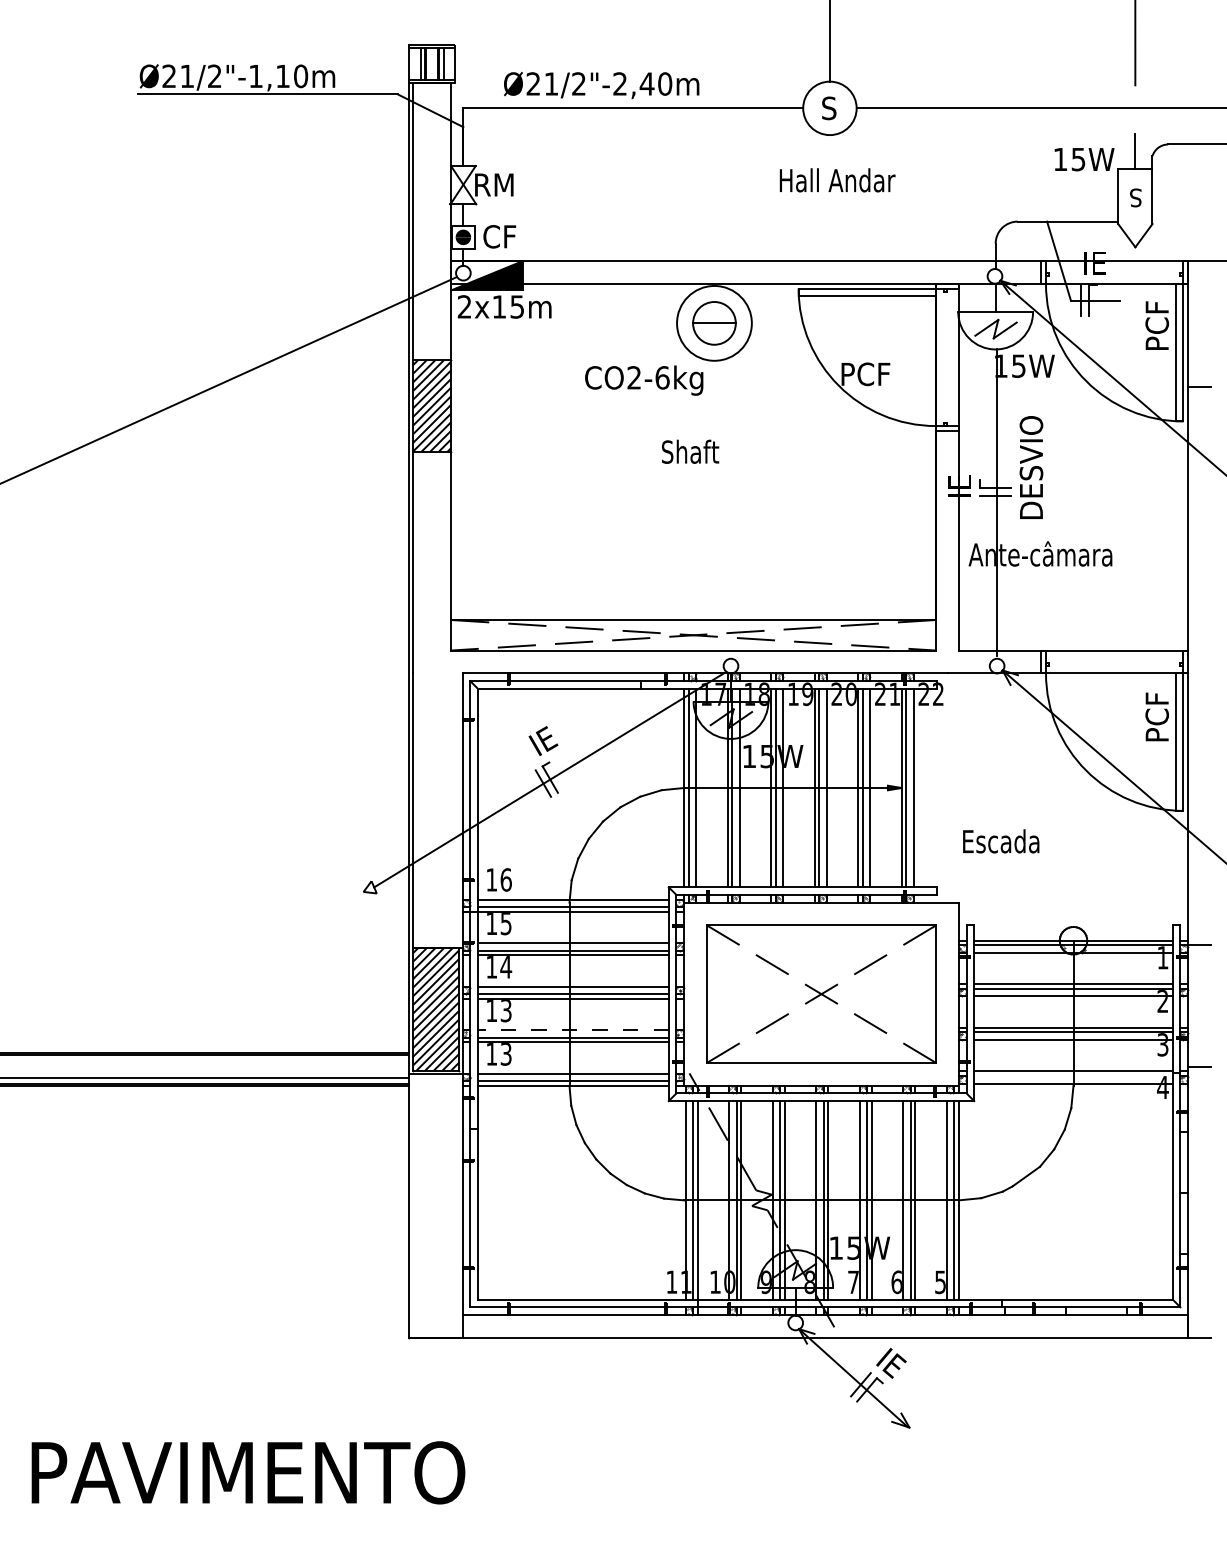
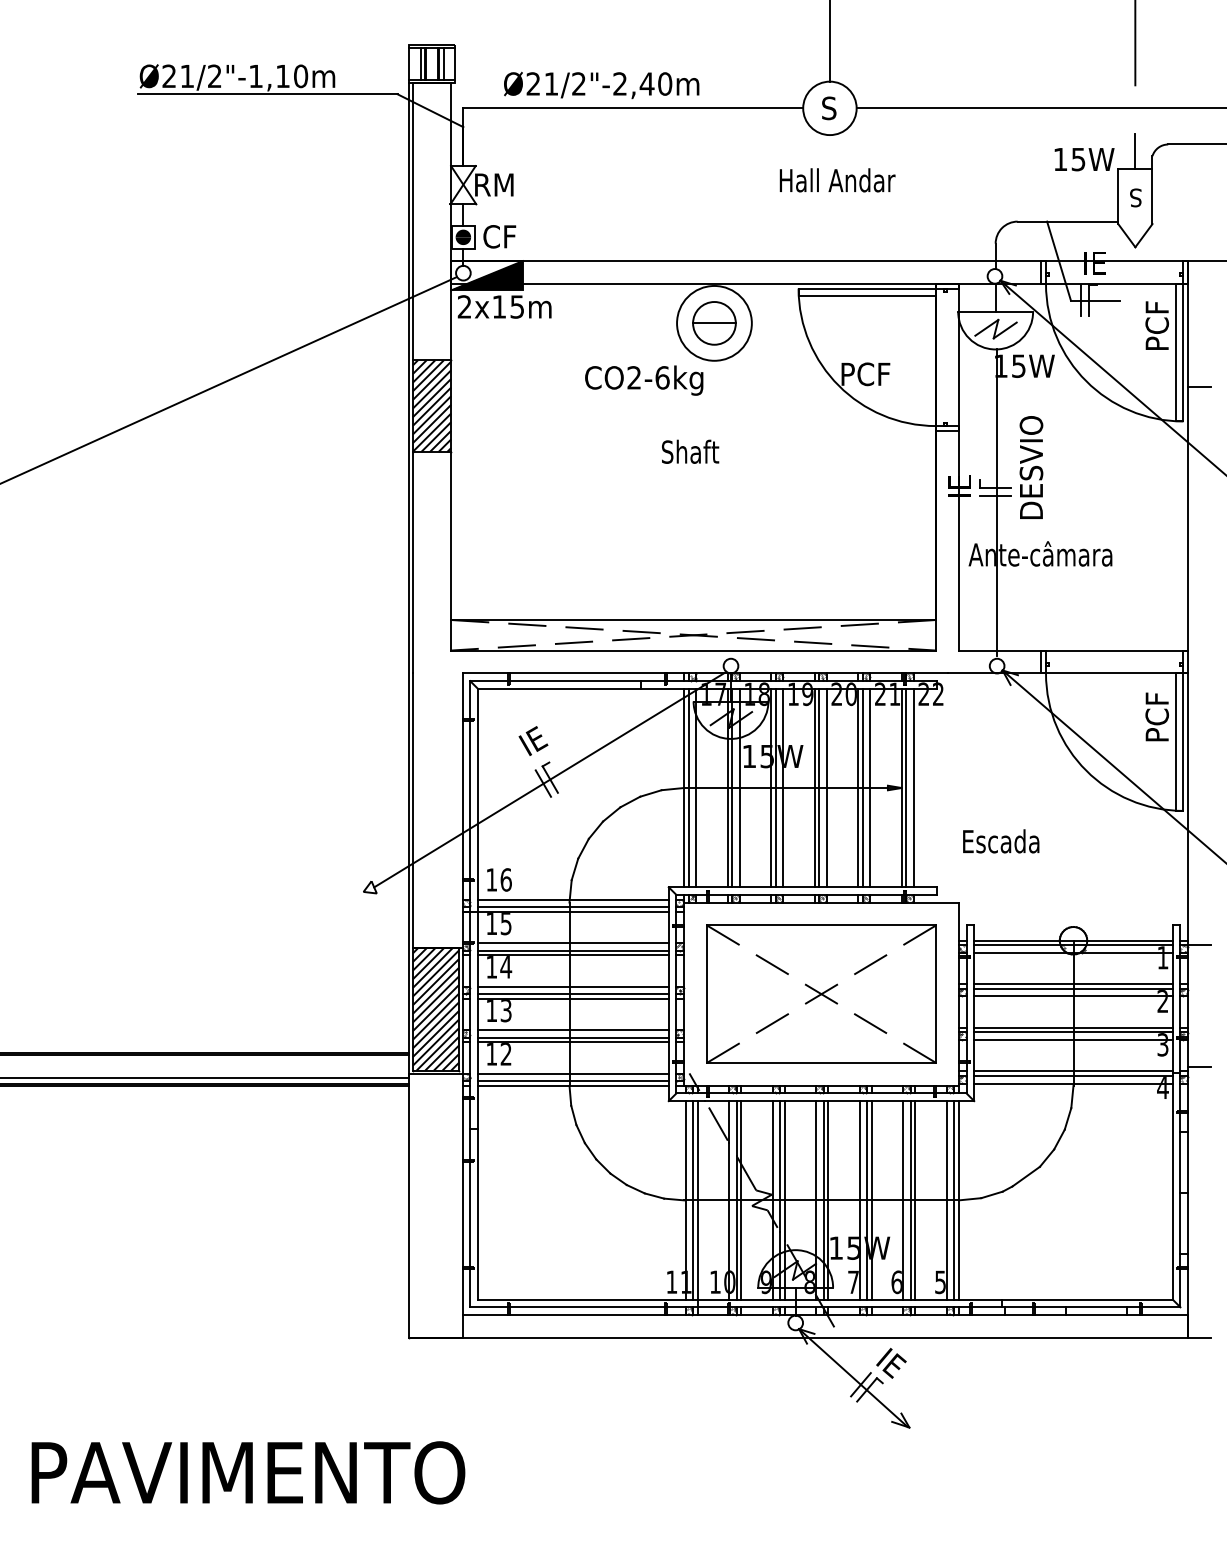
text position: (543, 740) -> (533, 740) (533, 740)
line: dashed -> solid (572, 1030)
text: 13 -> 12 (505, 1054)
line: none -> present (1073, 1075)
